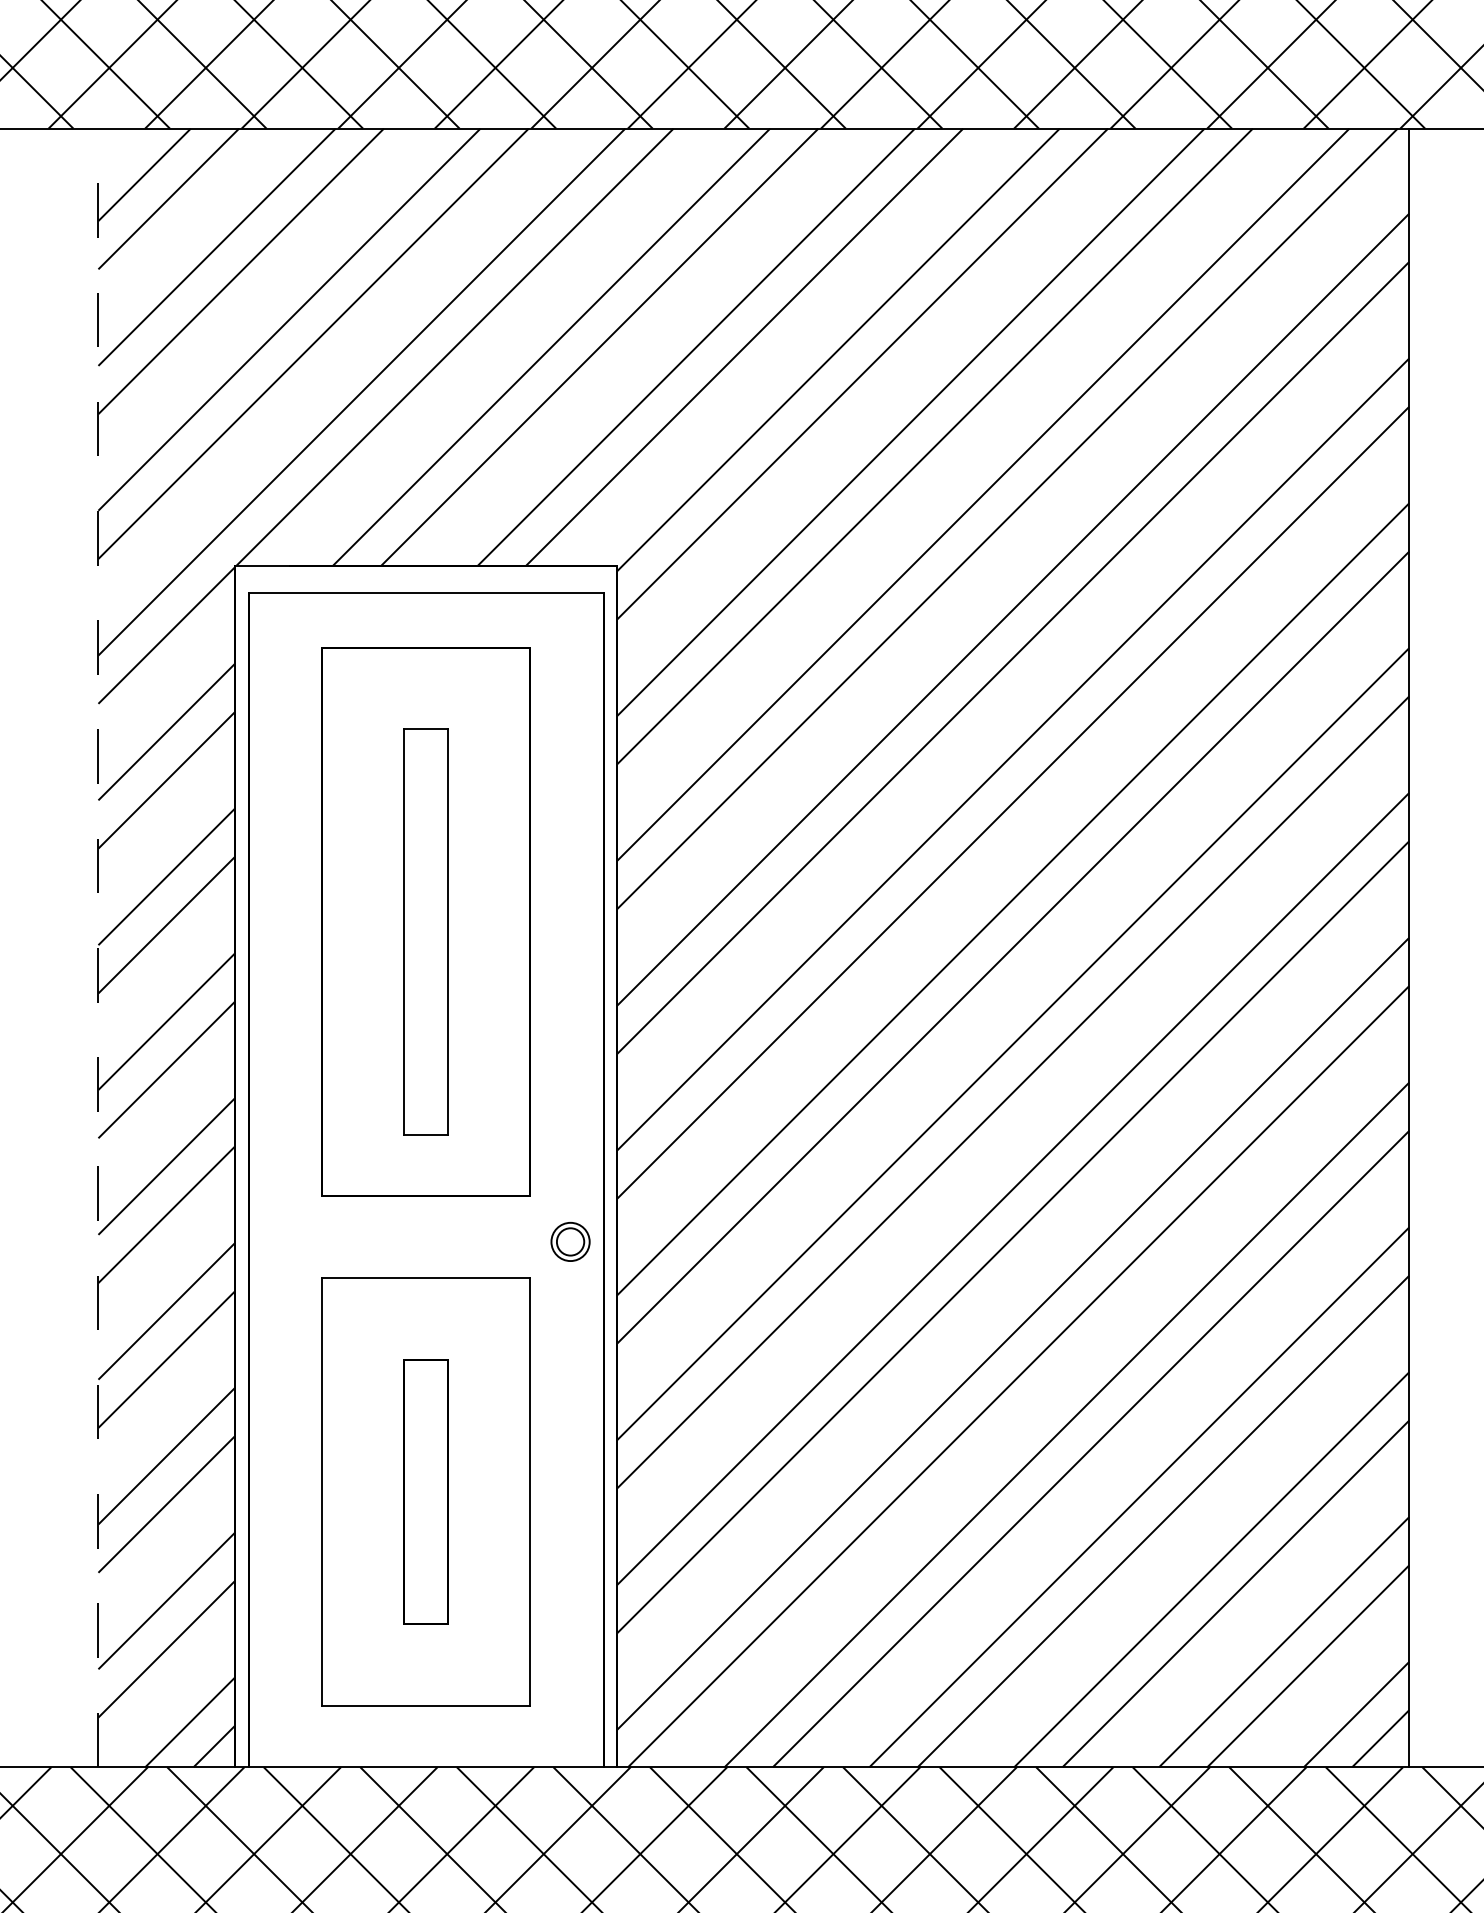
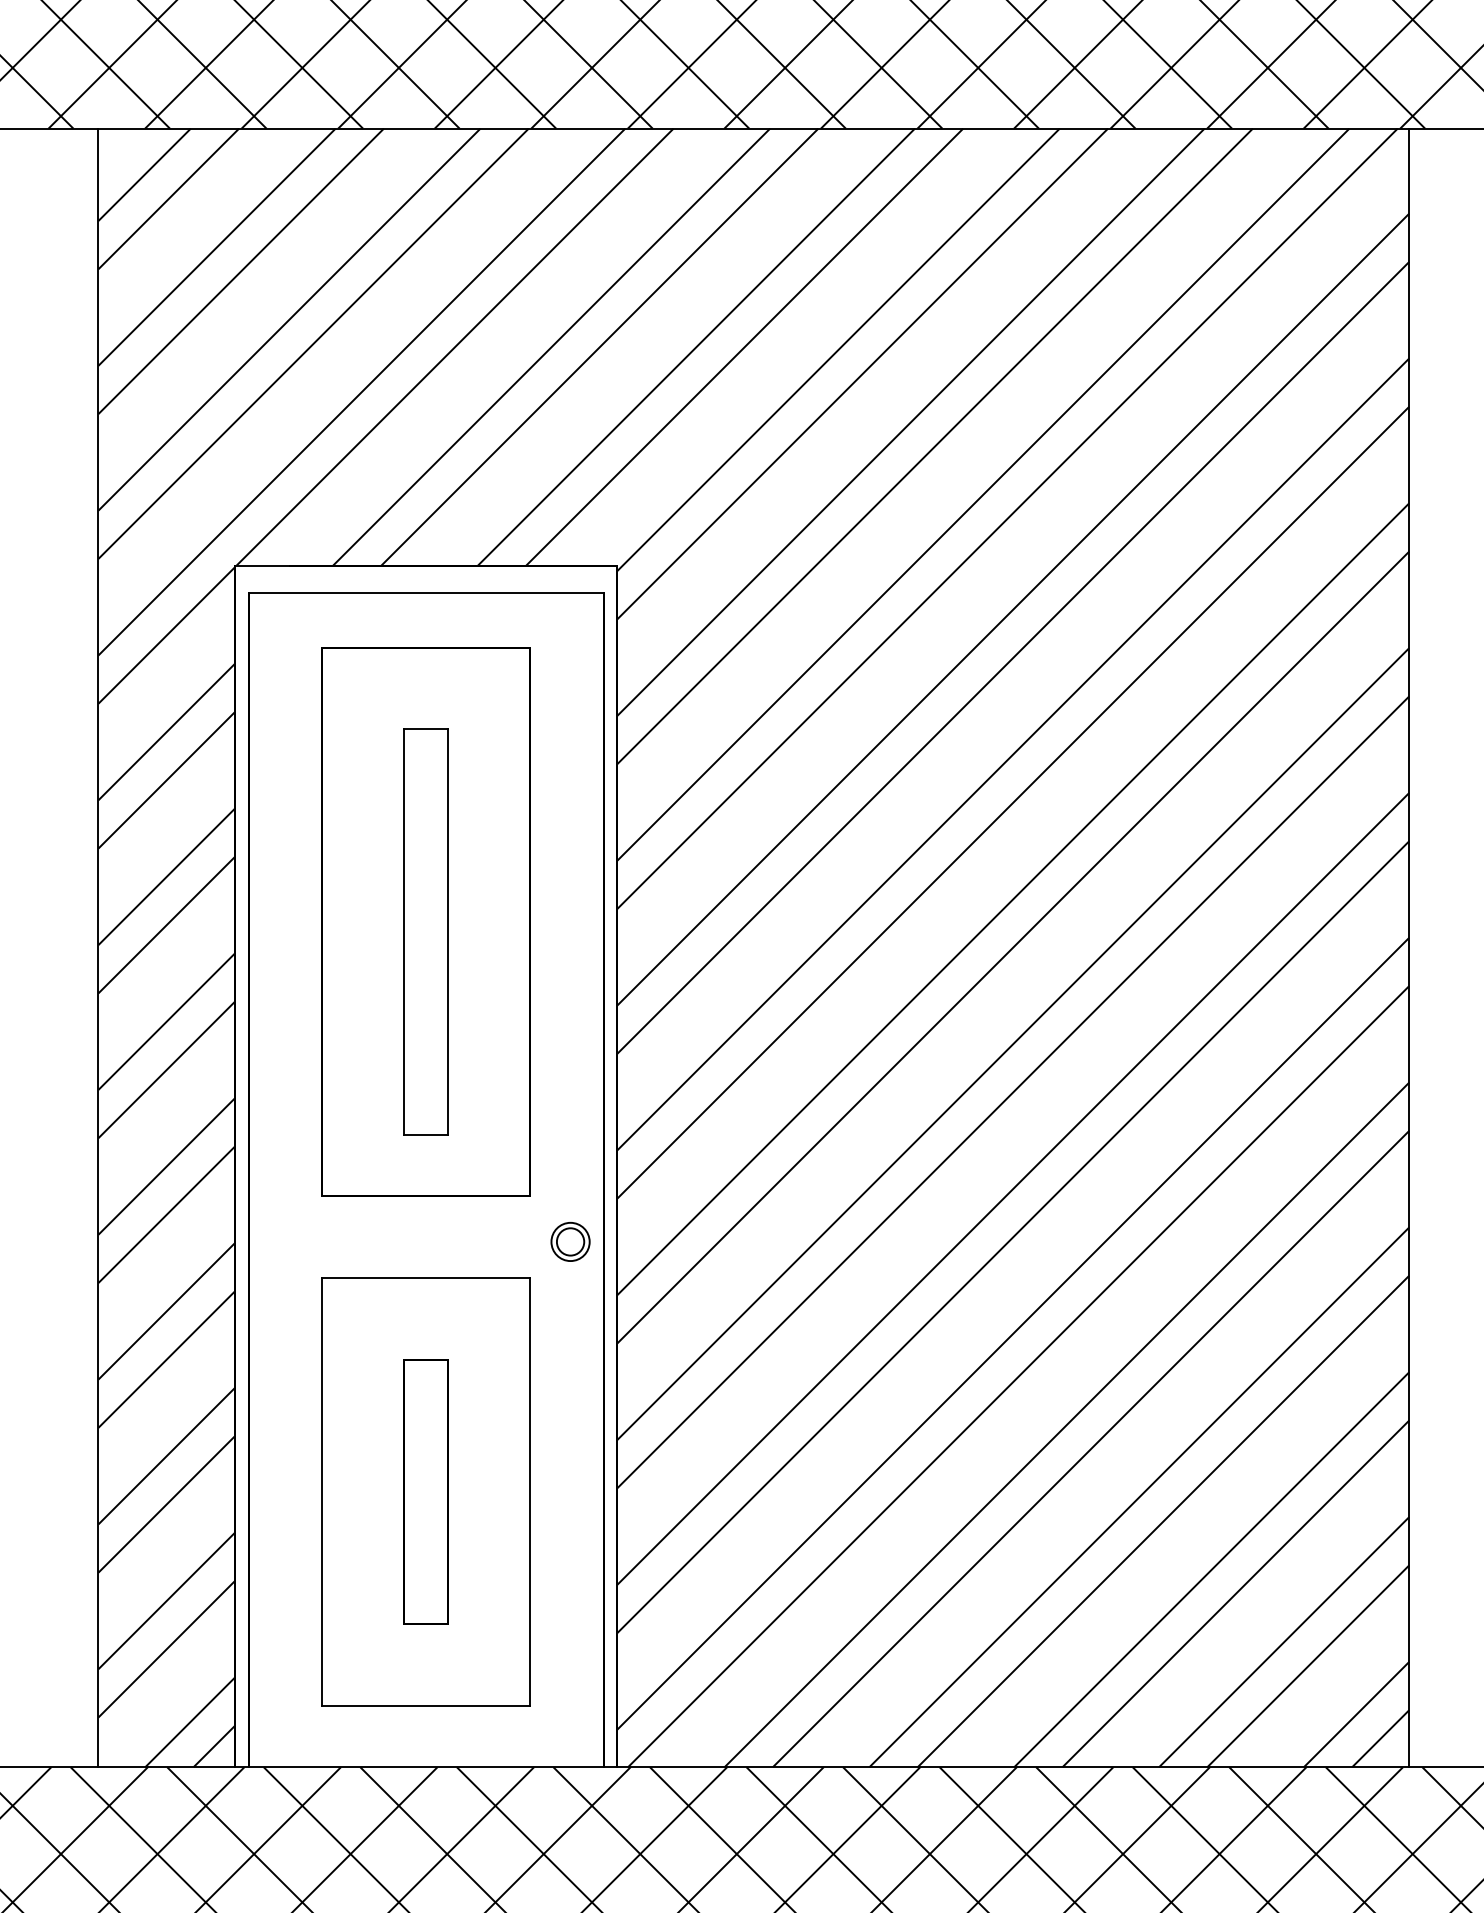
line: dashed -> solid (98, 947)
